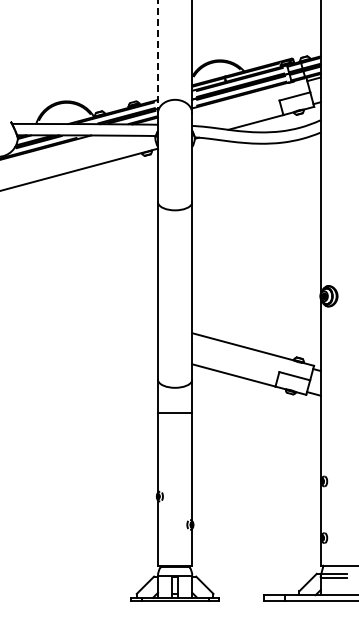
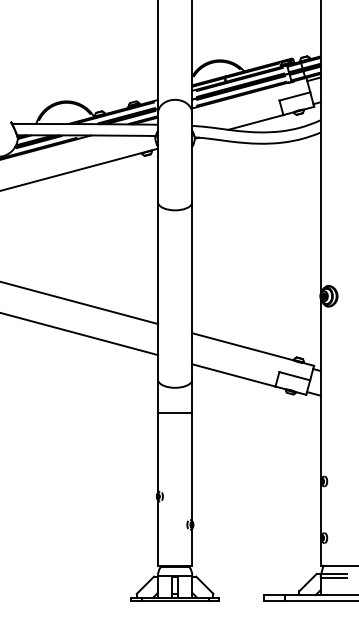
line: dashed -> solid (158, 57)
line: none -> present (80, 303)
line: none -> present (80, 334)
